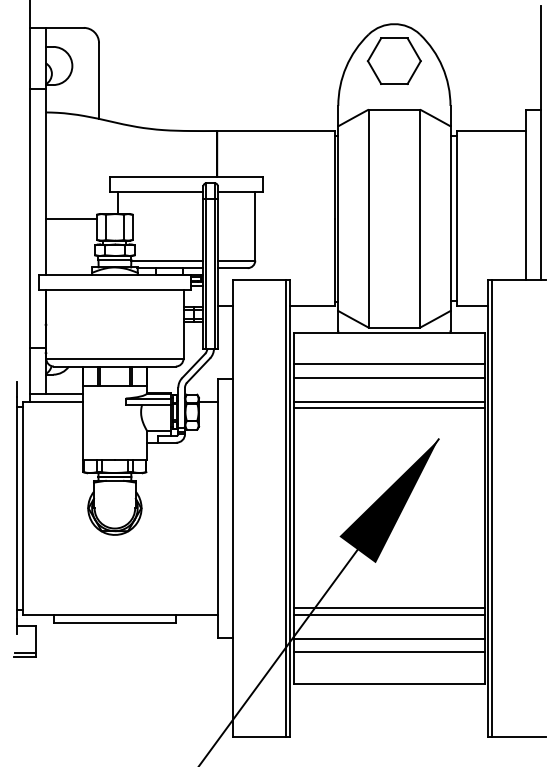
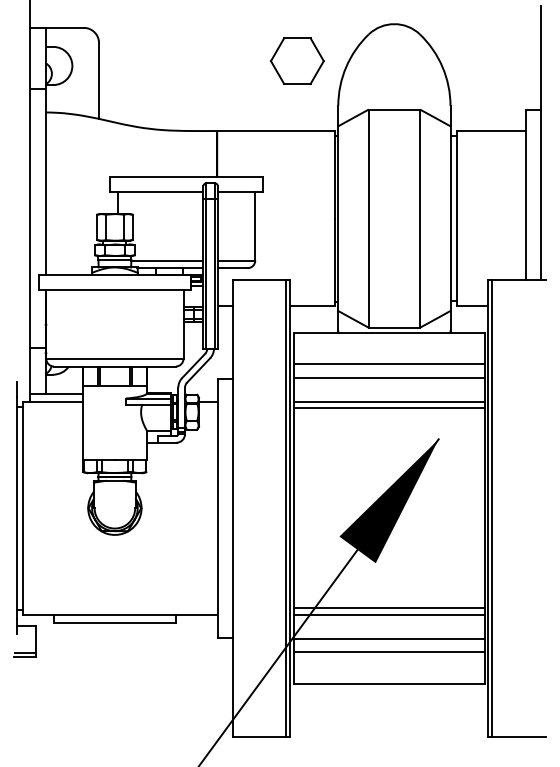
part position: (393, 60) -> (296, 60) (296, 60)
line: present -> none (71, 218)
